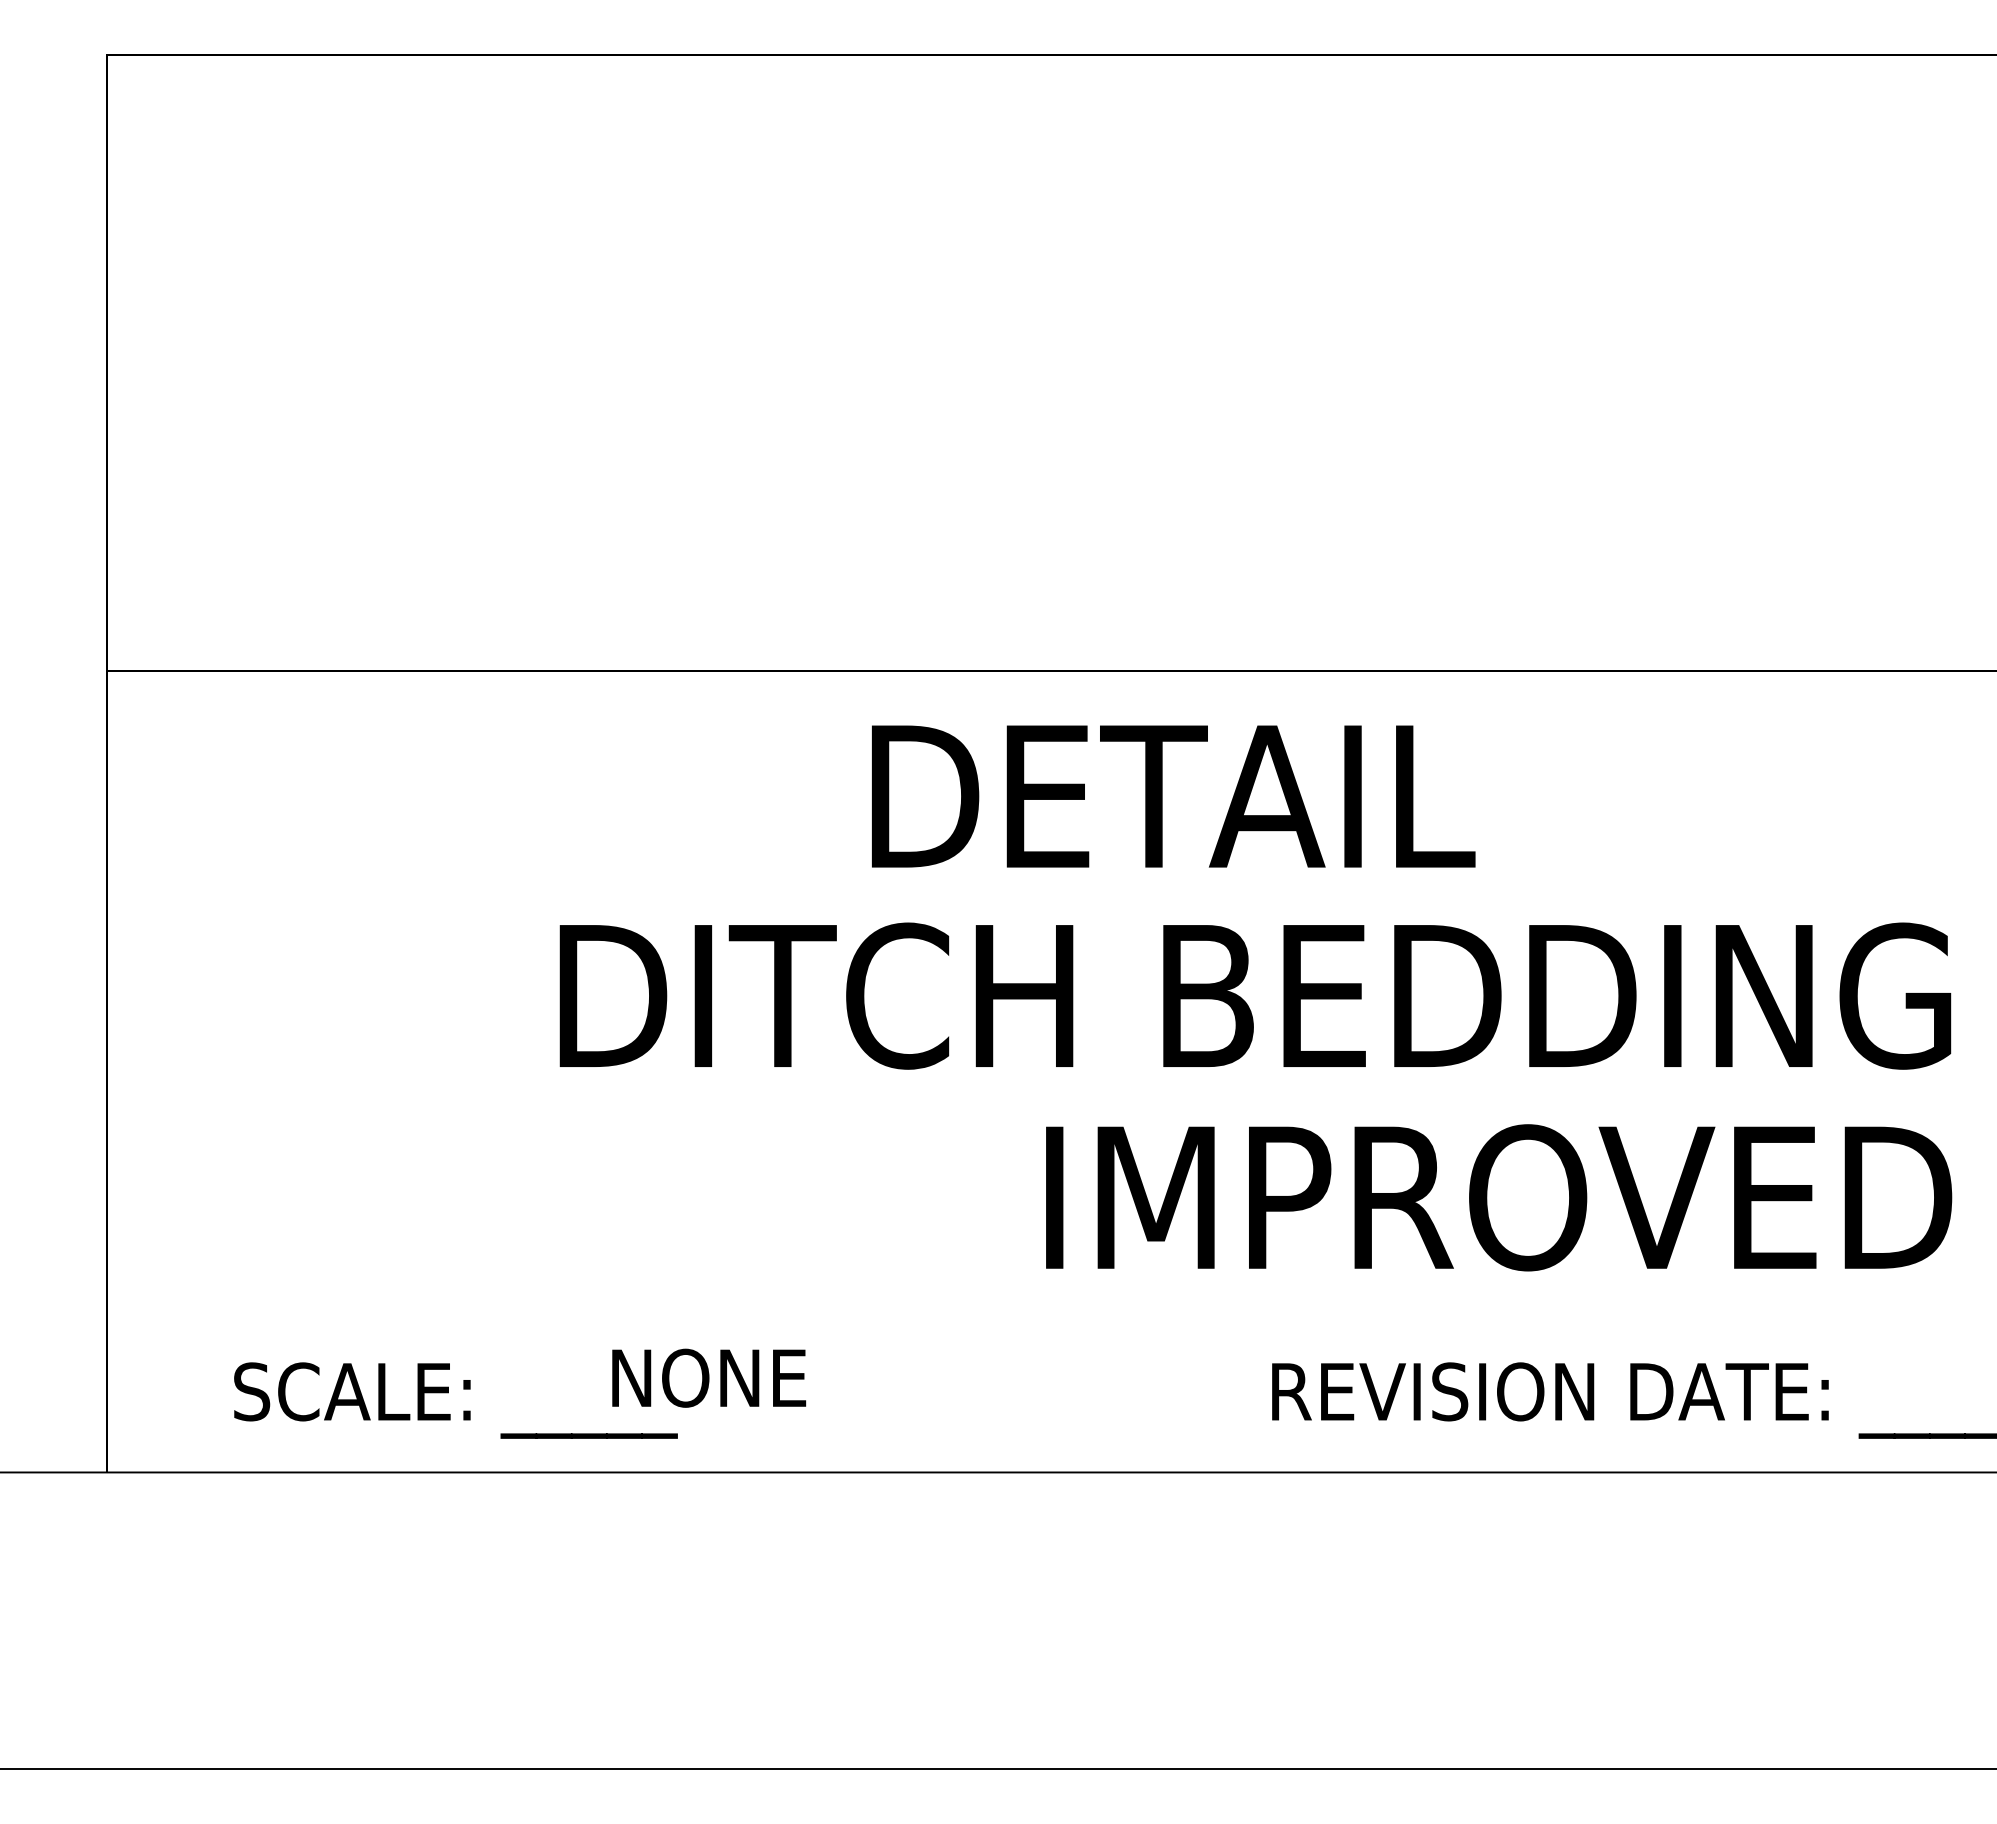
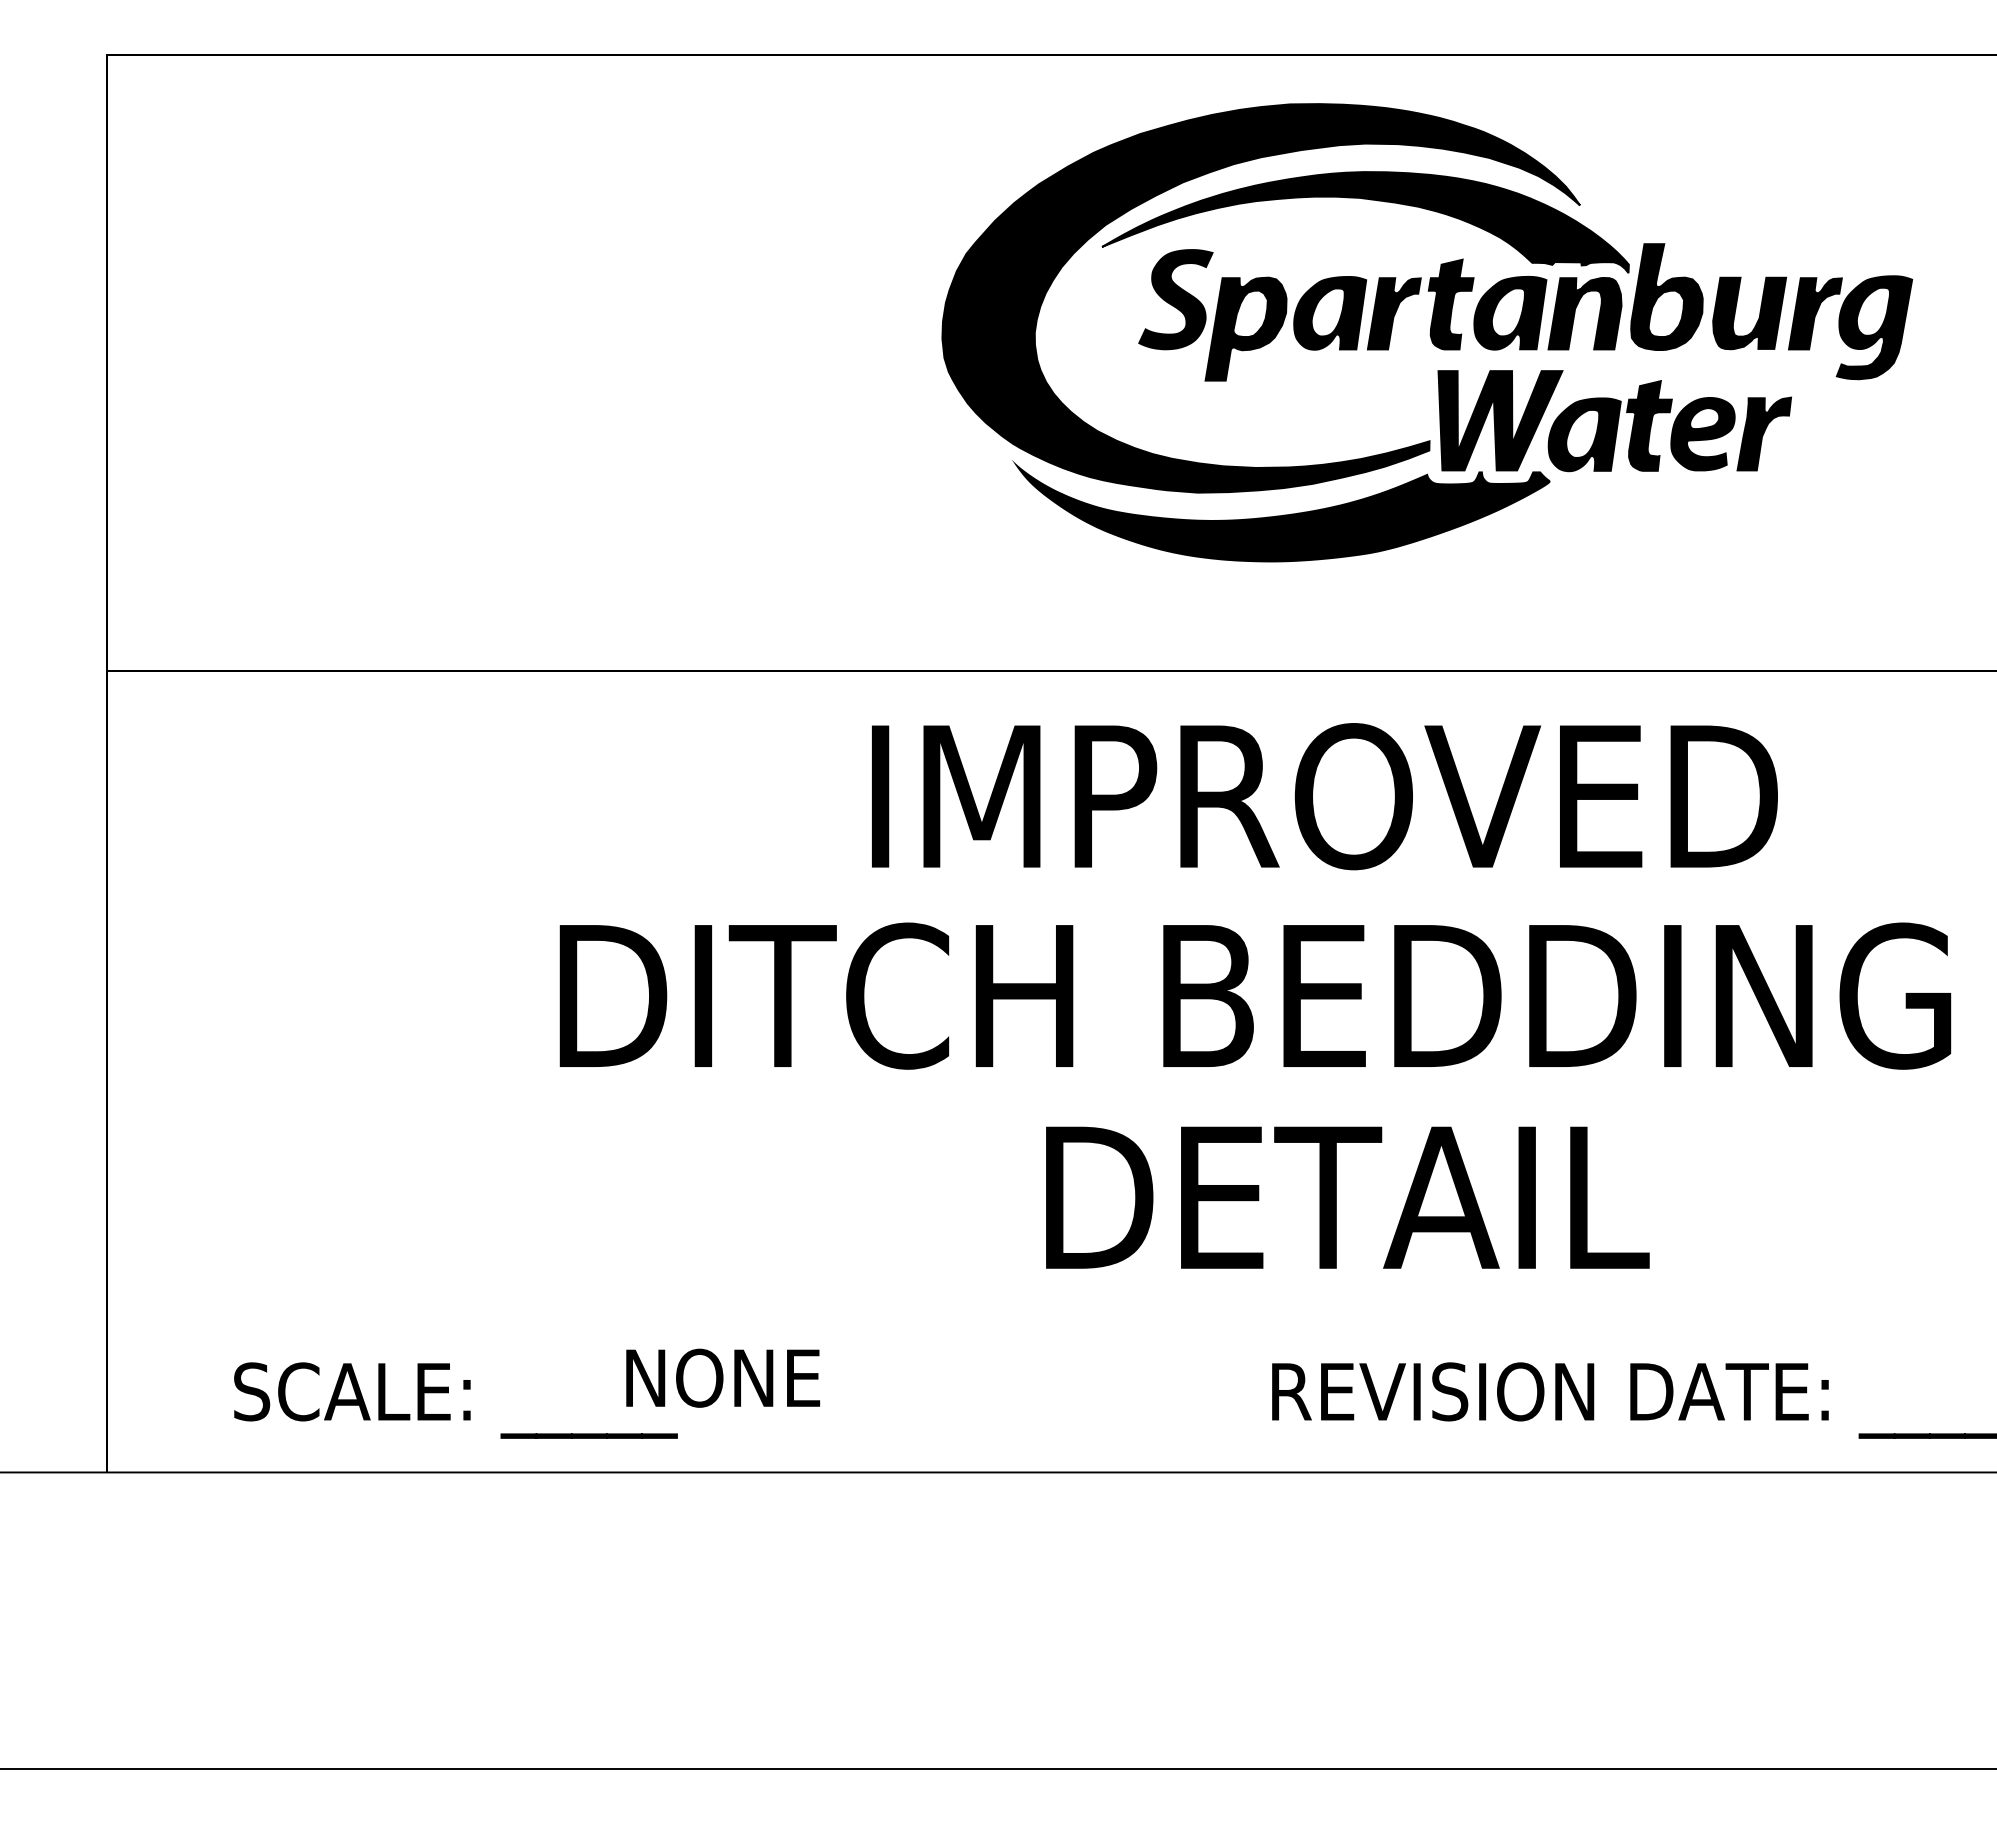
part: none -> present (1427, 332)
text: DETAIL -> IMPROVED (1333, 796)
text: IMPROVED -> DETAIL (1507, 1197)
text position: (709, 1377) -> (723, 1377) (723, 1377)
